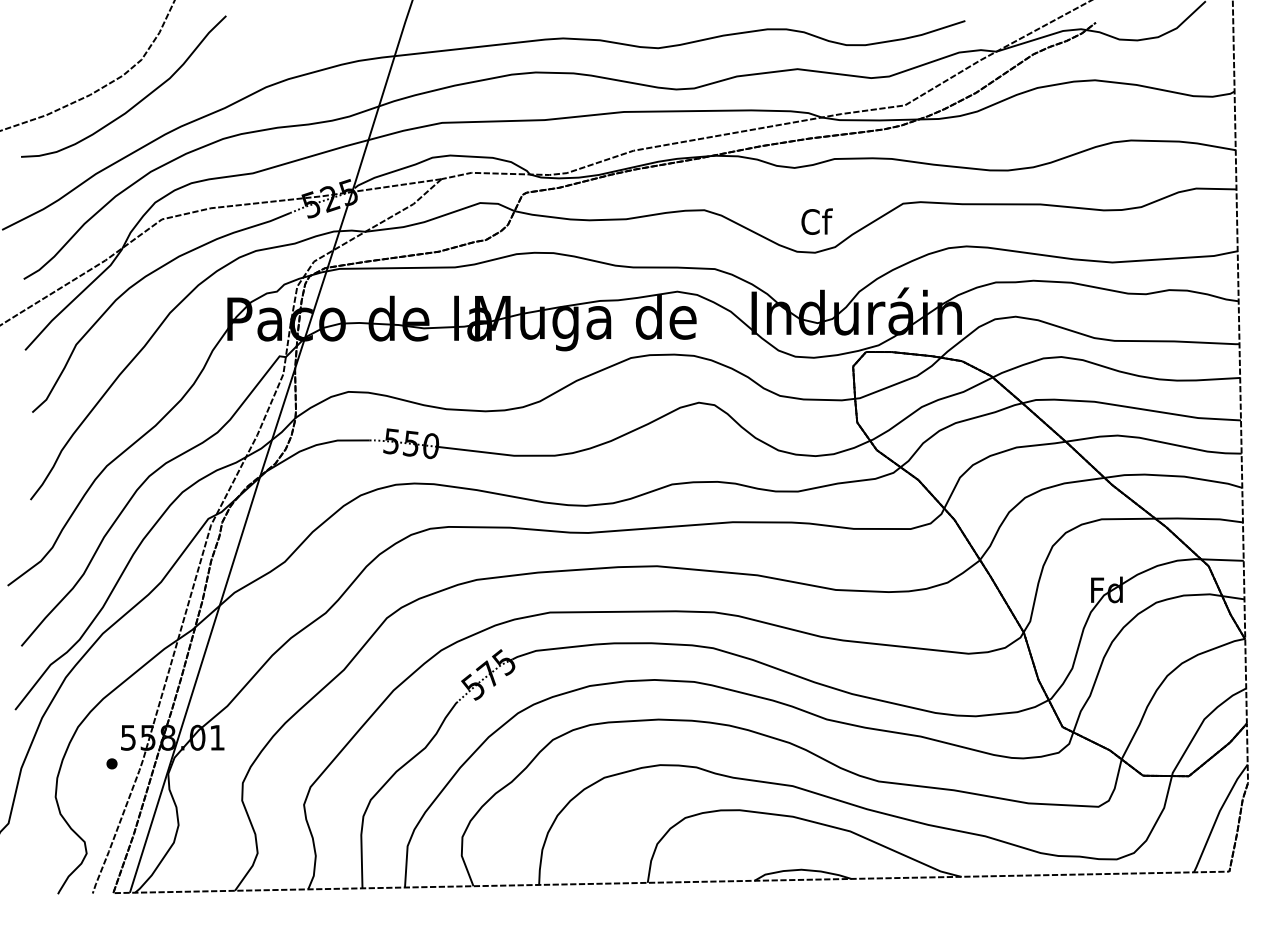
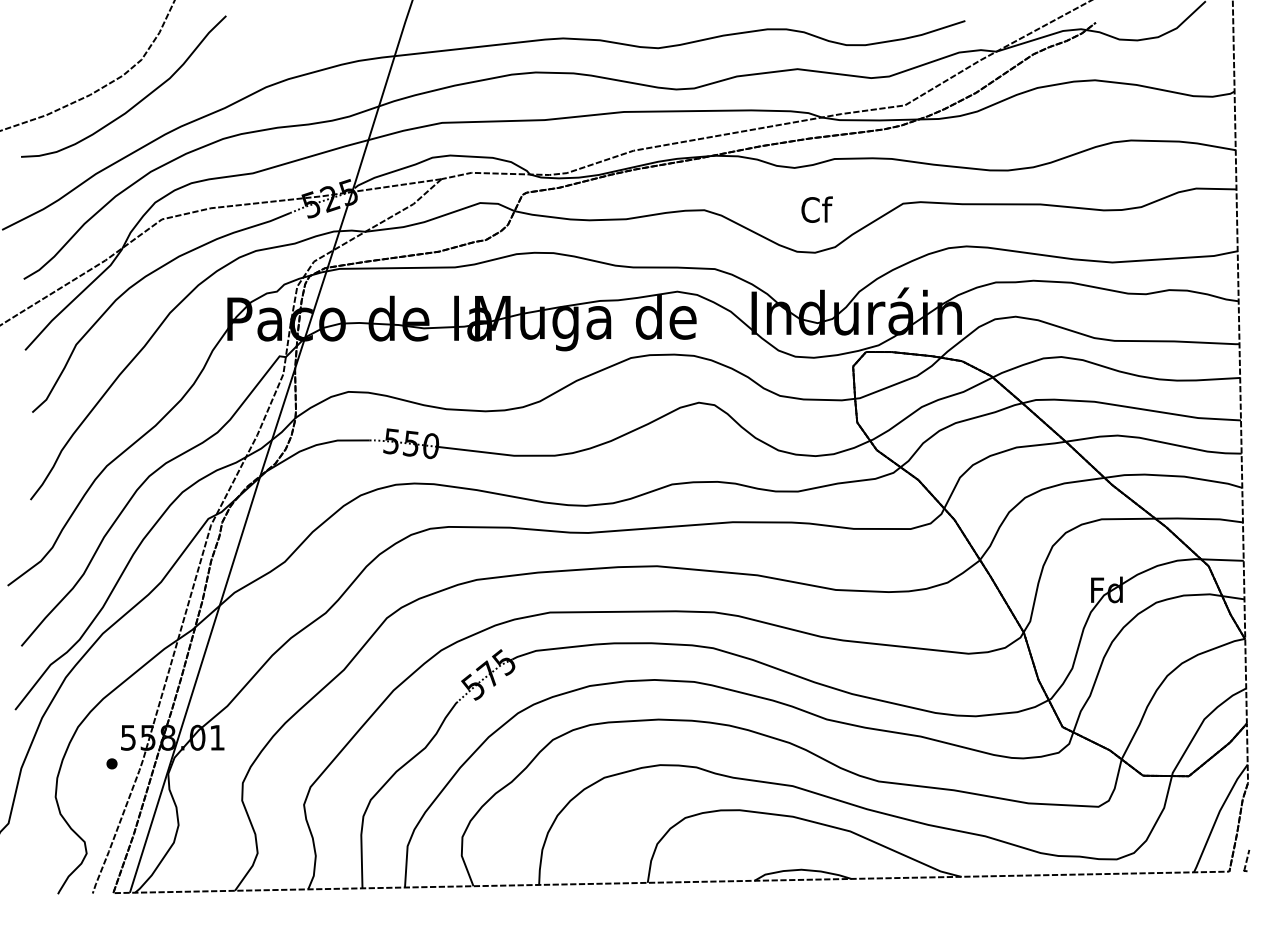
text position: (816, 221) -> (816, 209) (816, 209)
part: none -> present (1246, 860)
